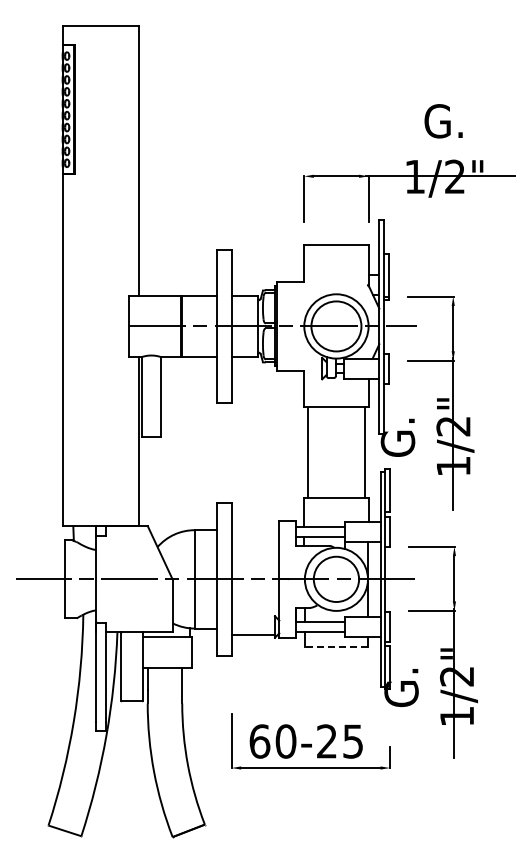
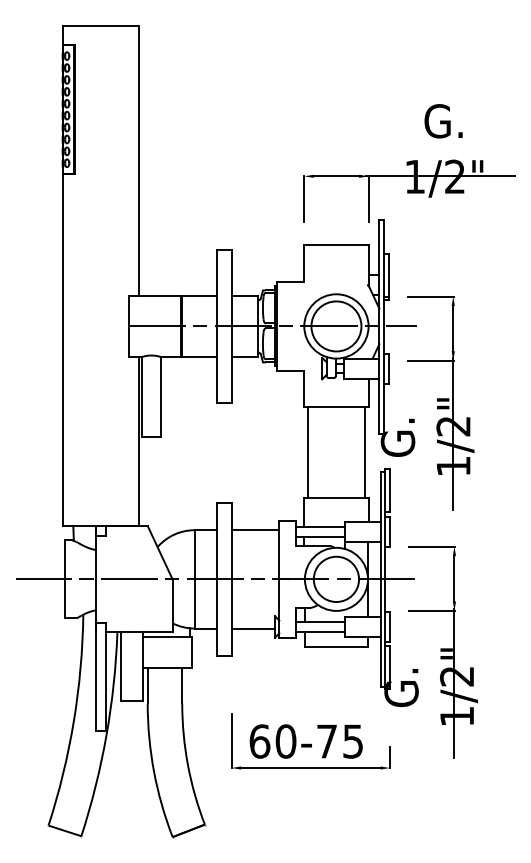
line: none -> present (255, 530)
line position: (252, 634) -> (252, 628) (252, 628)
line: dashed -> solid (336, 647)
text: 60-25 -> 60-75 (326, 741)
